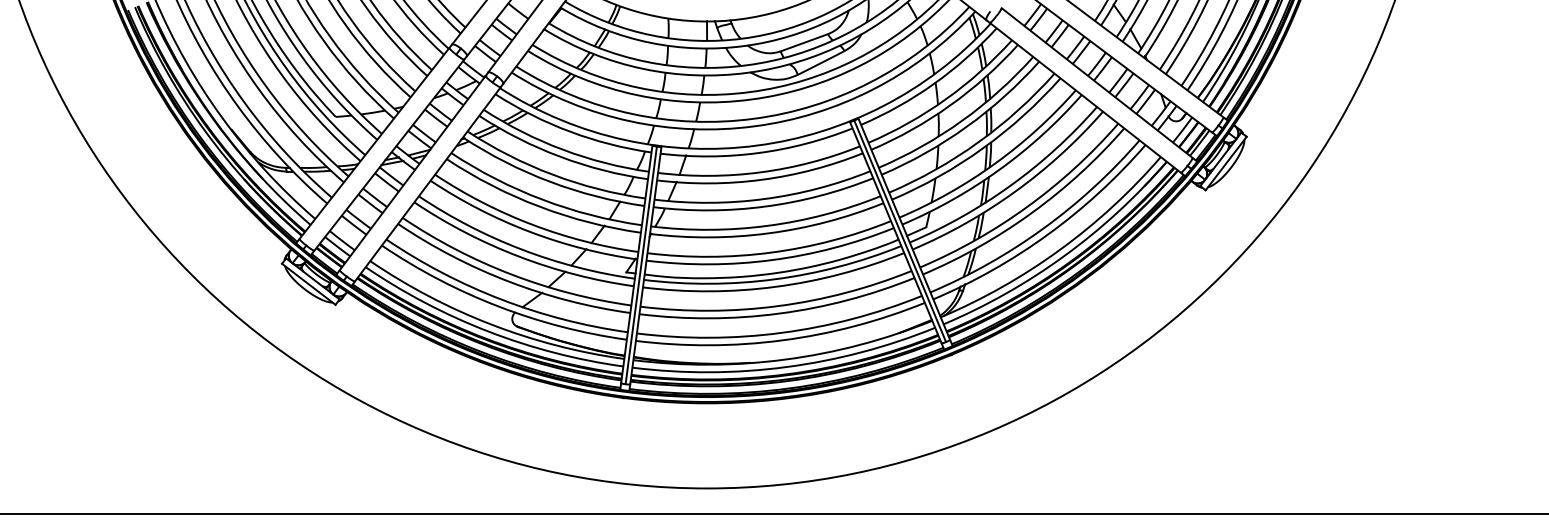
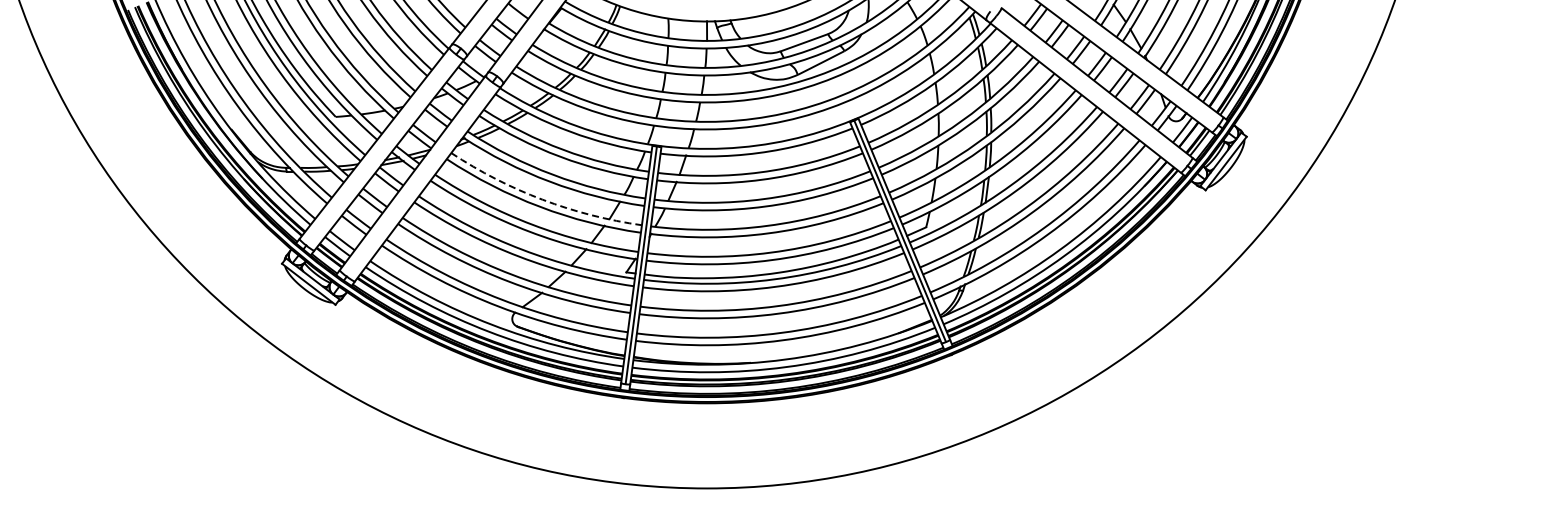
arc: solid -> dashed (542, 199)
line: present -> none (773, 513)
